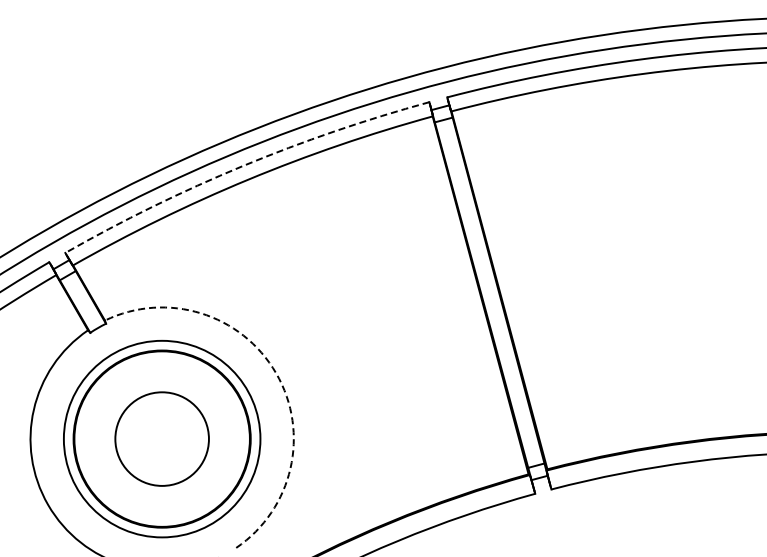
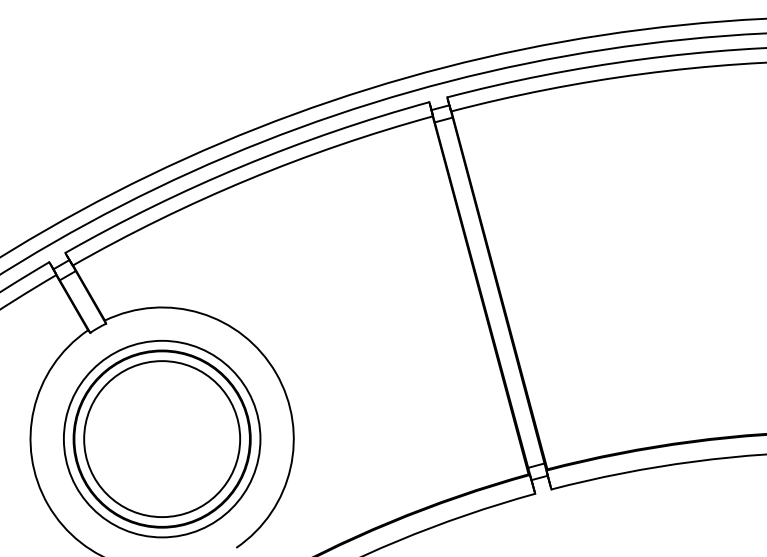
arc: dashed -> solid (242, 166)
arc: dashed -> solid (276, 373)
circle diameter: 94 px -> 156 px (162, 439)
